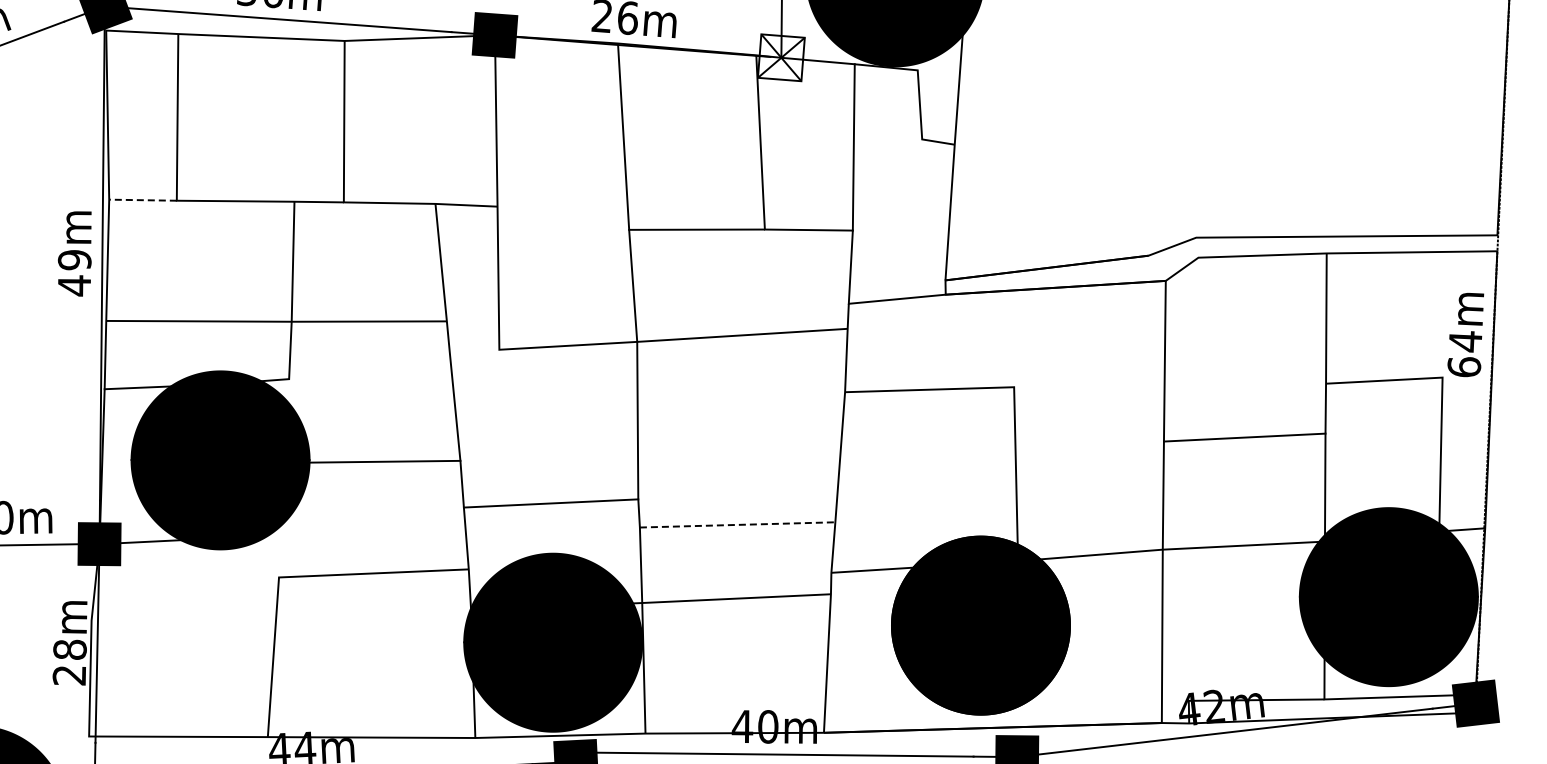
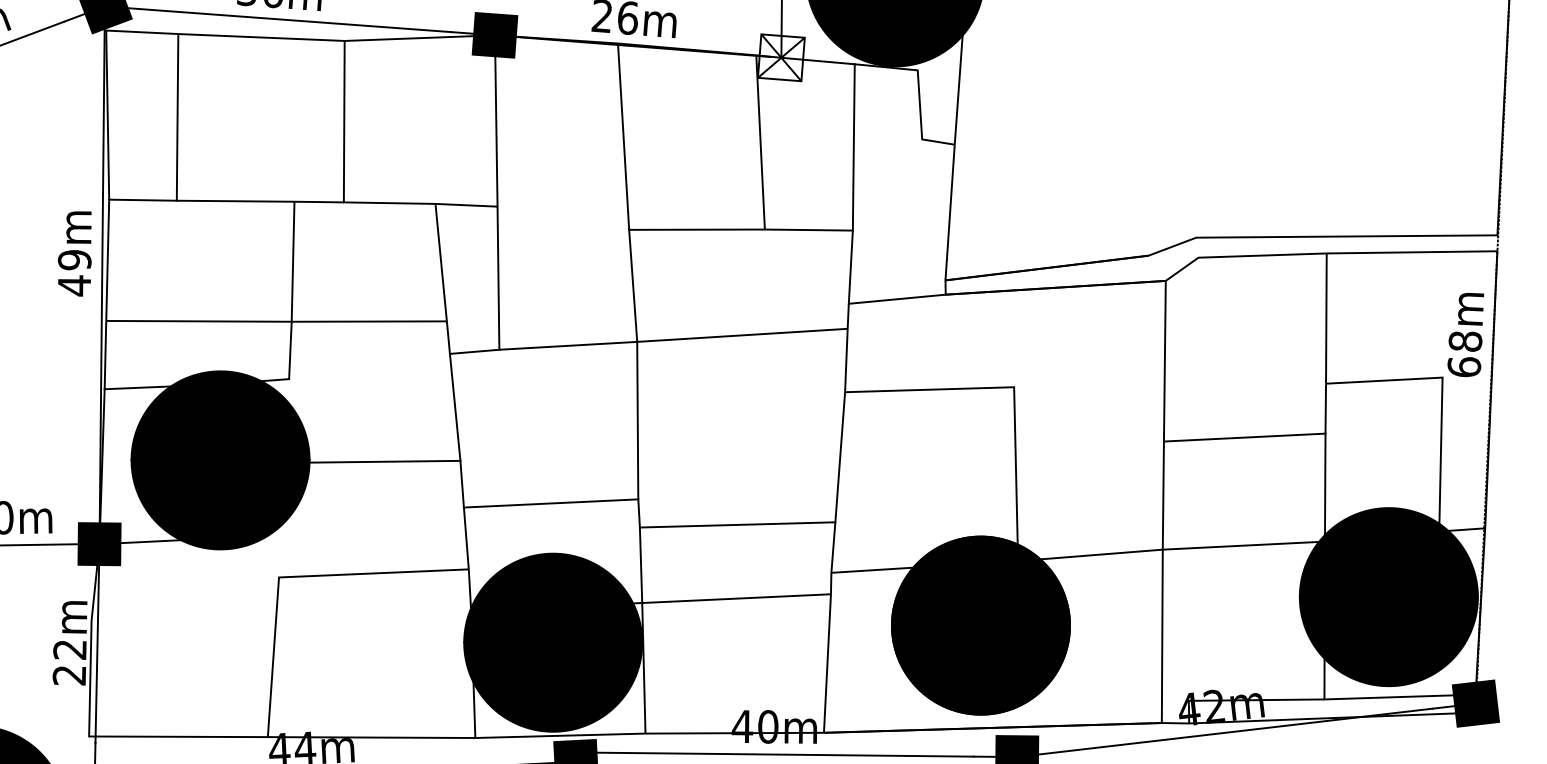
line: dashed -> solid (143, 200)
text: 64m -> 68m (1465, 341)
line: none -> present (474, 351)
line: dashed -> solid (737, 524)
text: 28m -> 22m (69, 649)
